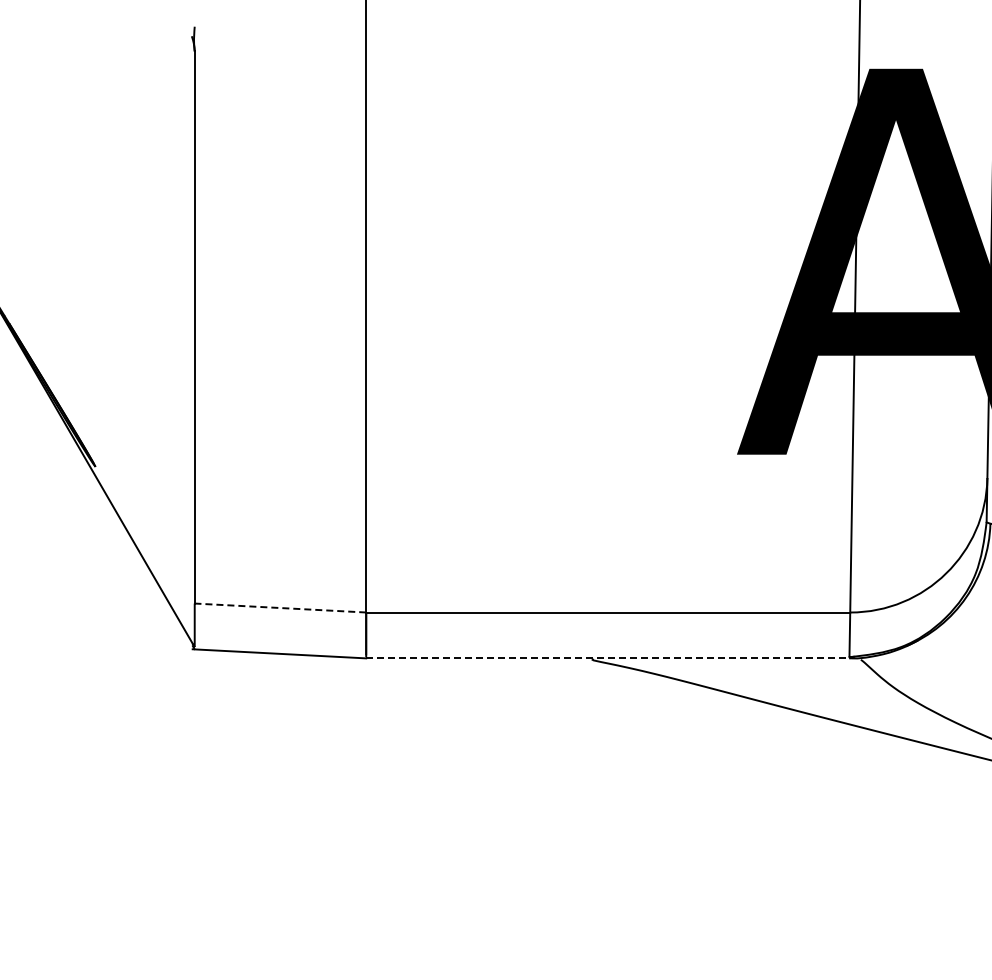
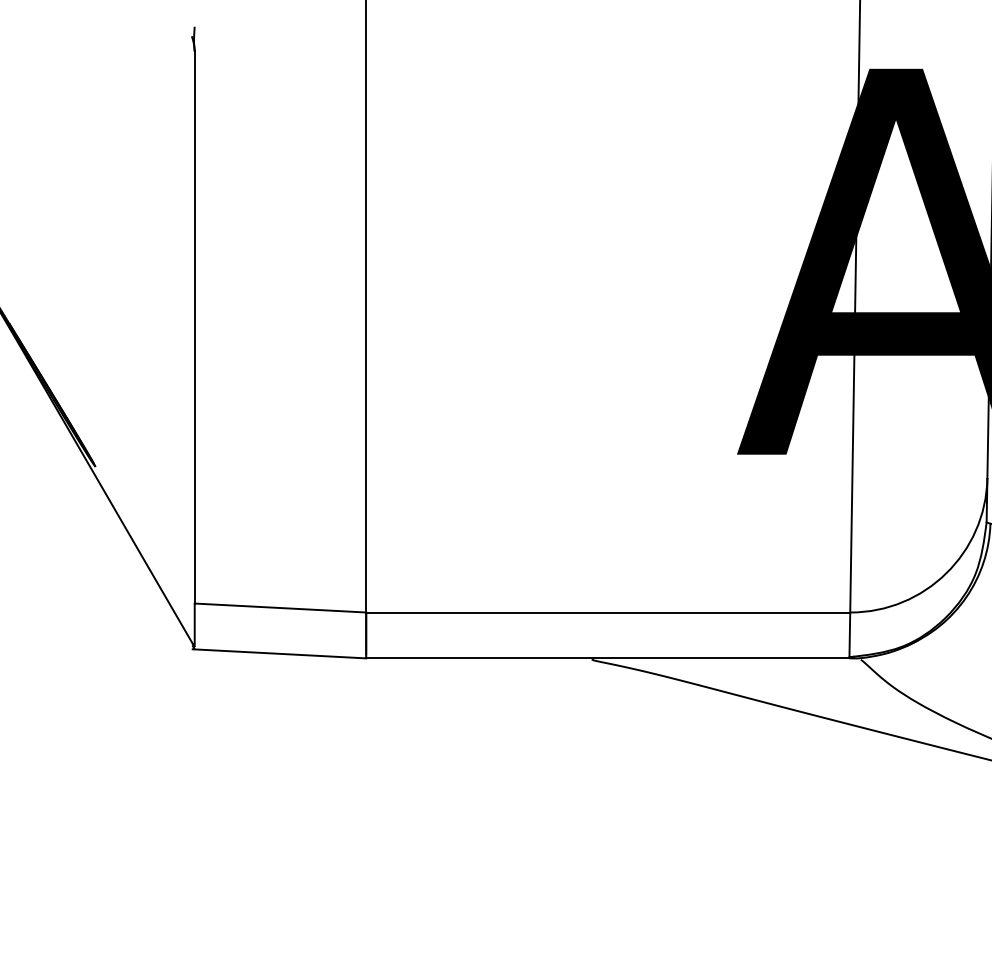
line: dashed -> solid (280, 608)
line: dashed -> solid (608, 658)
